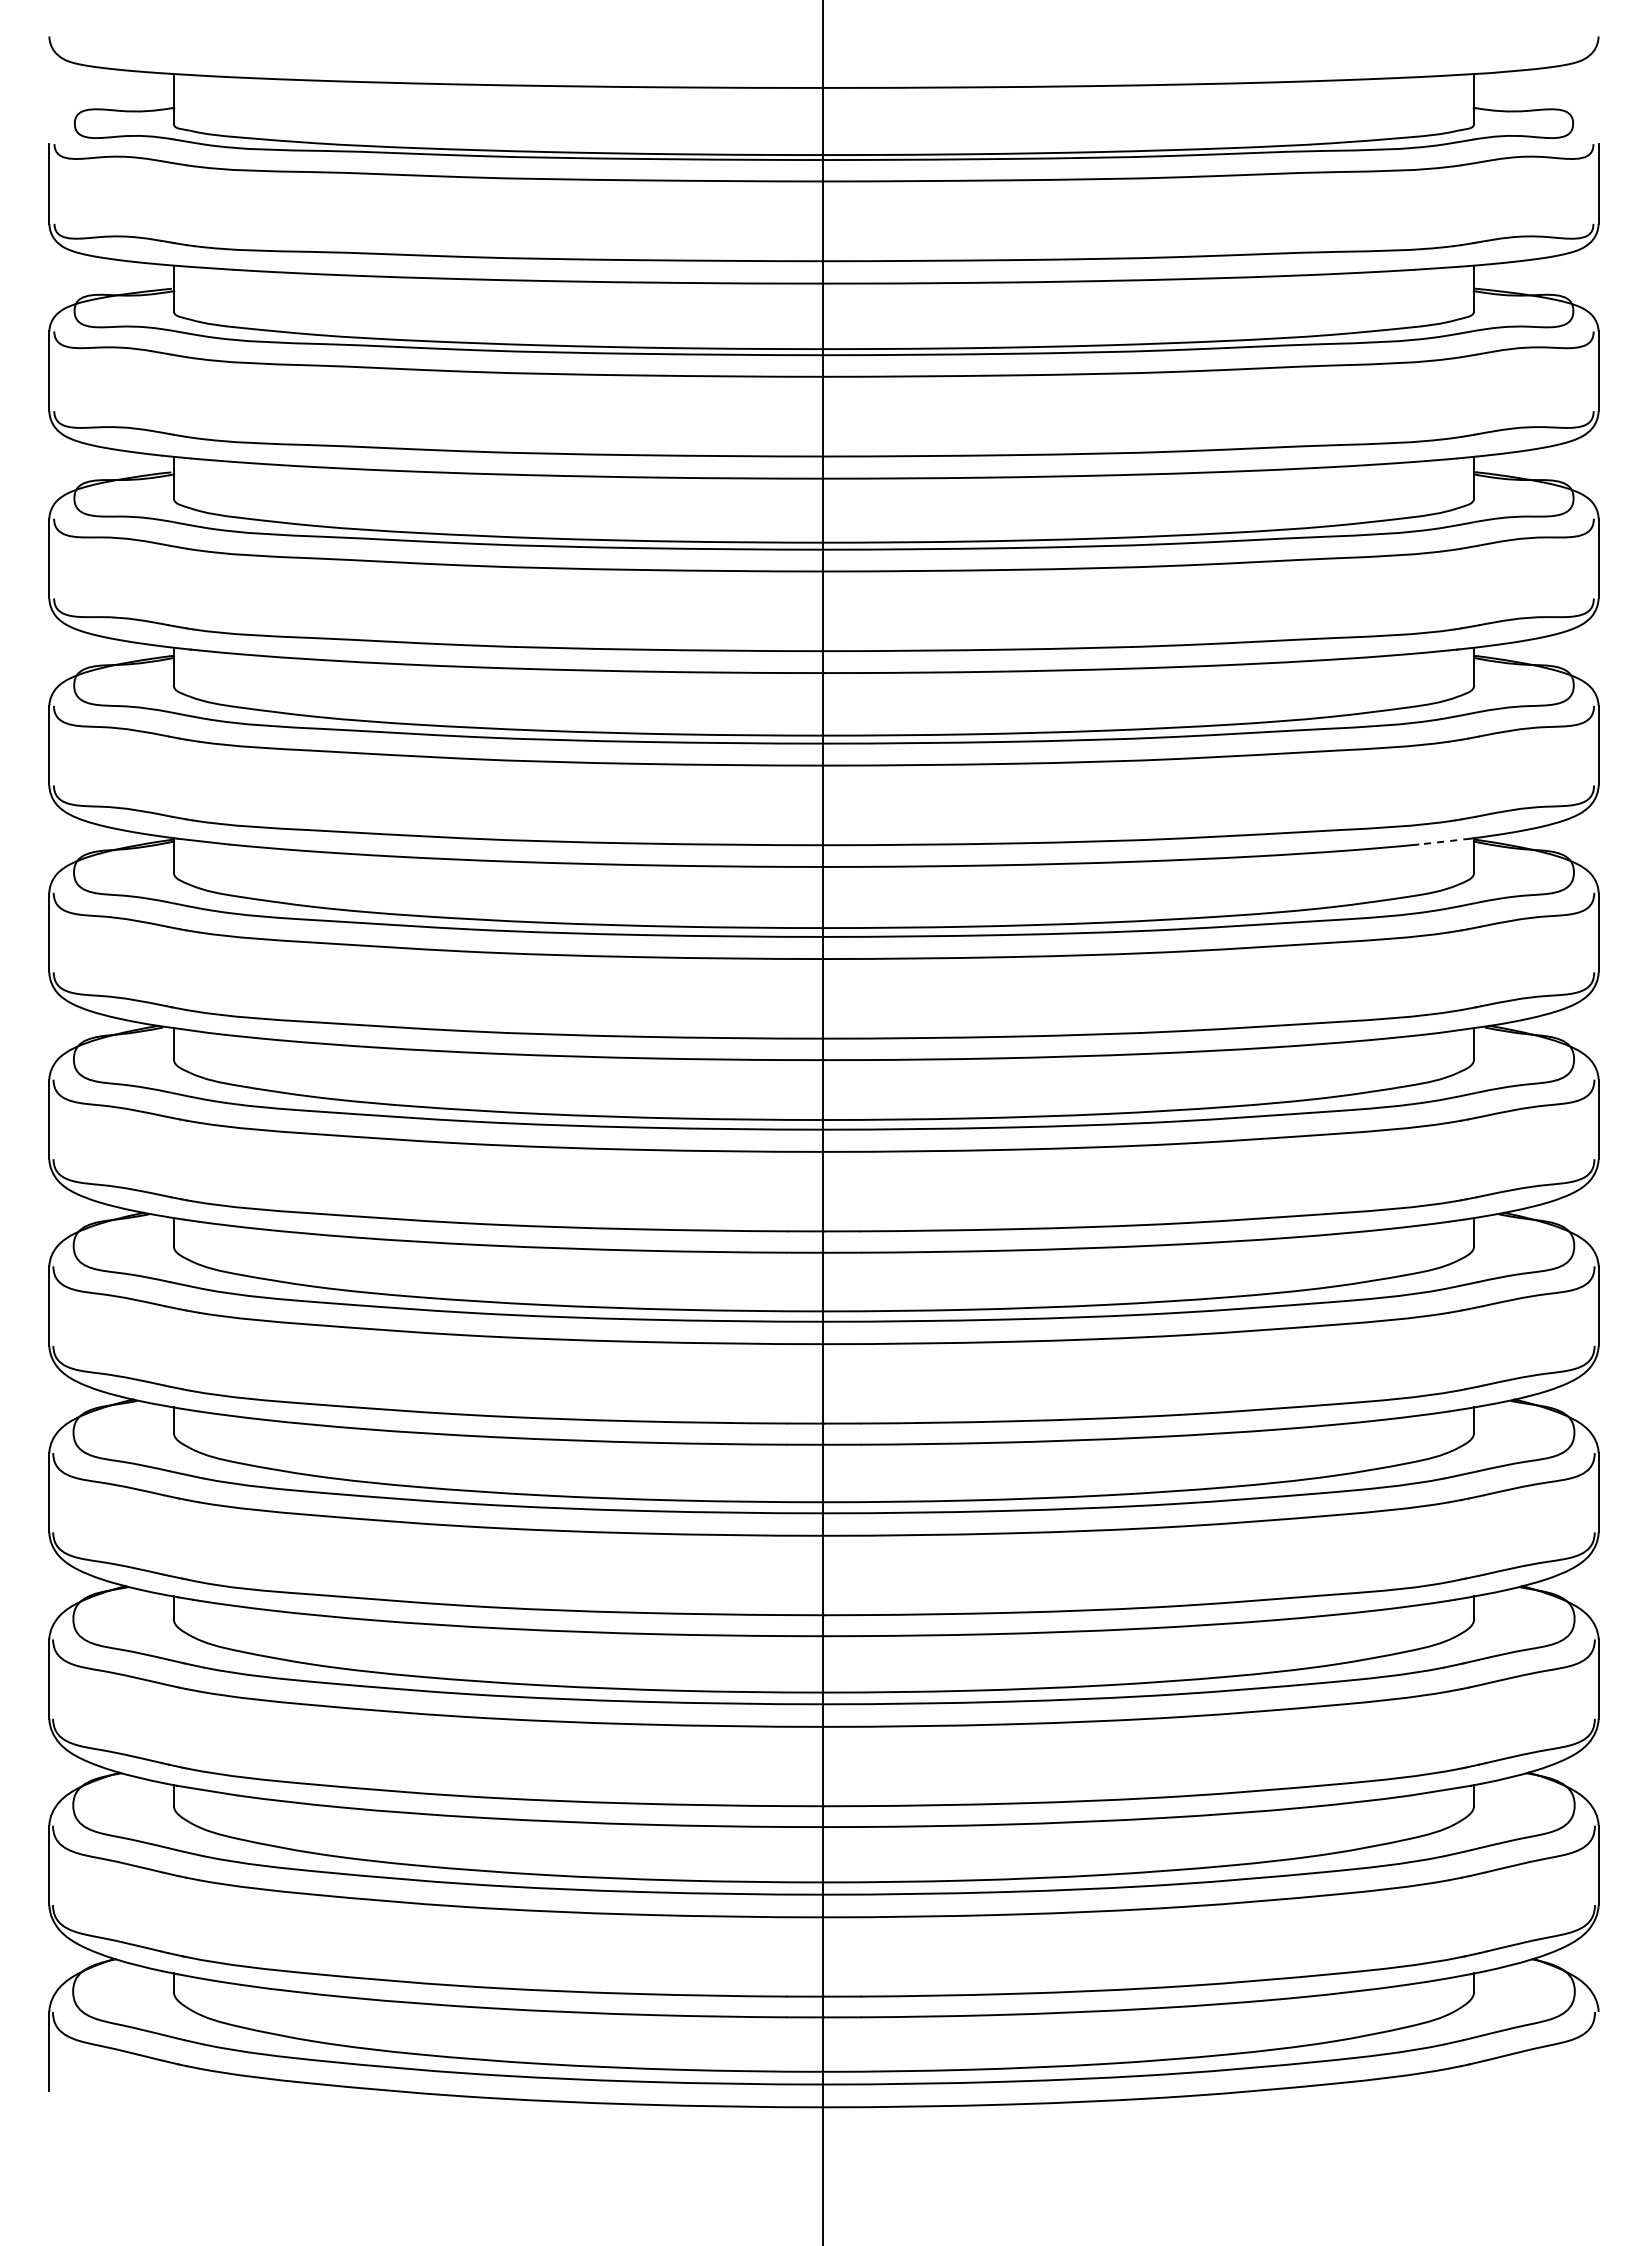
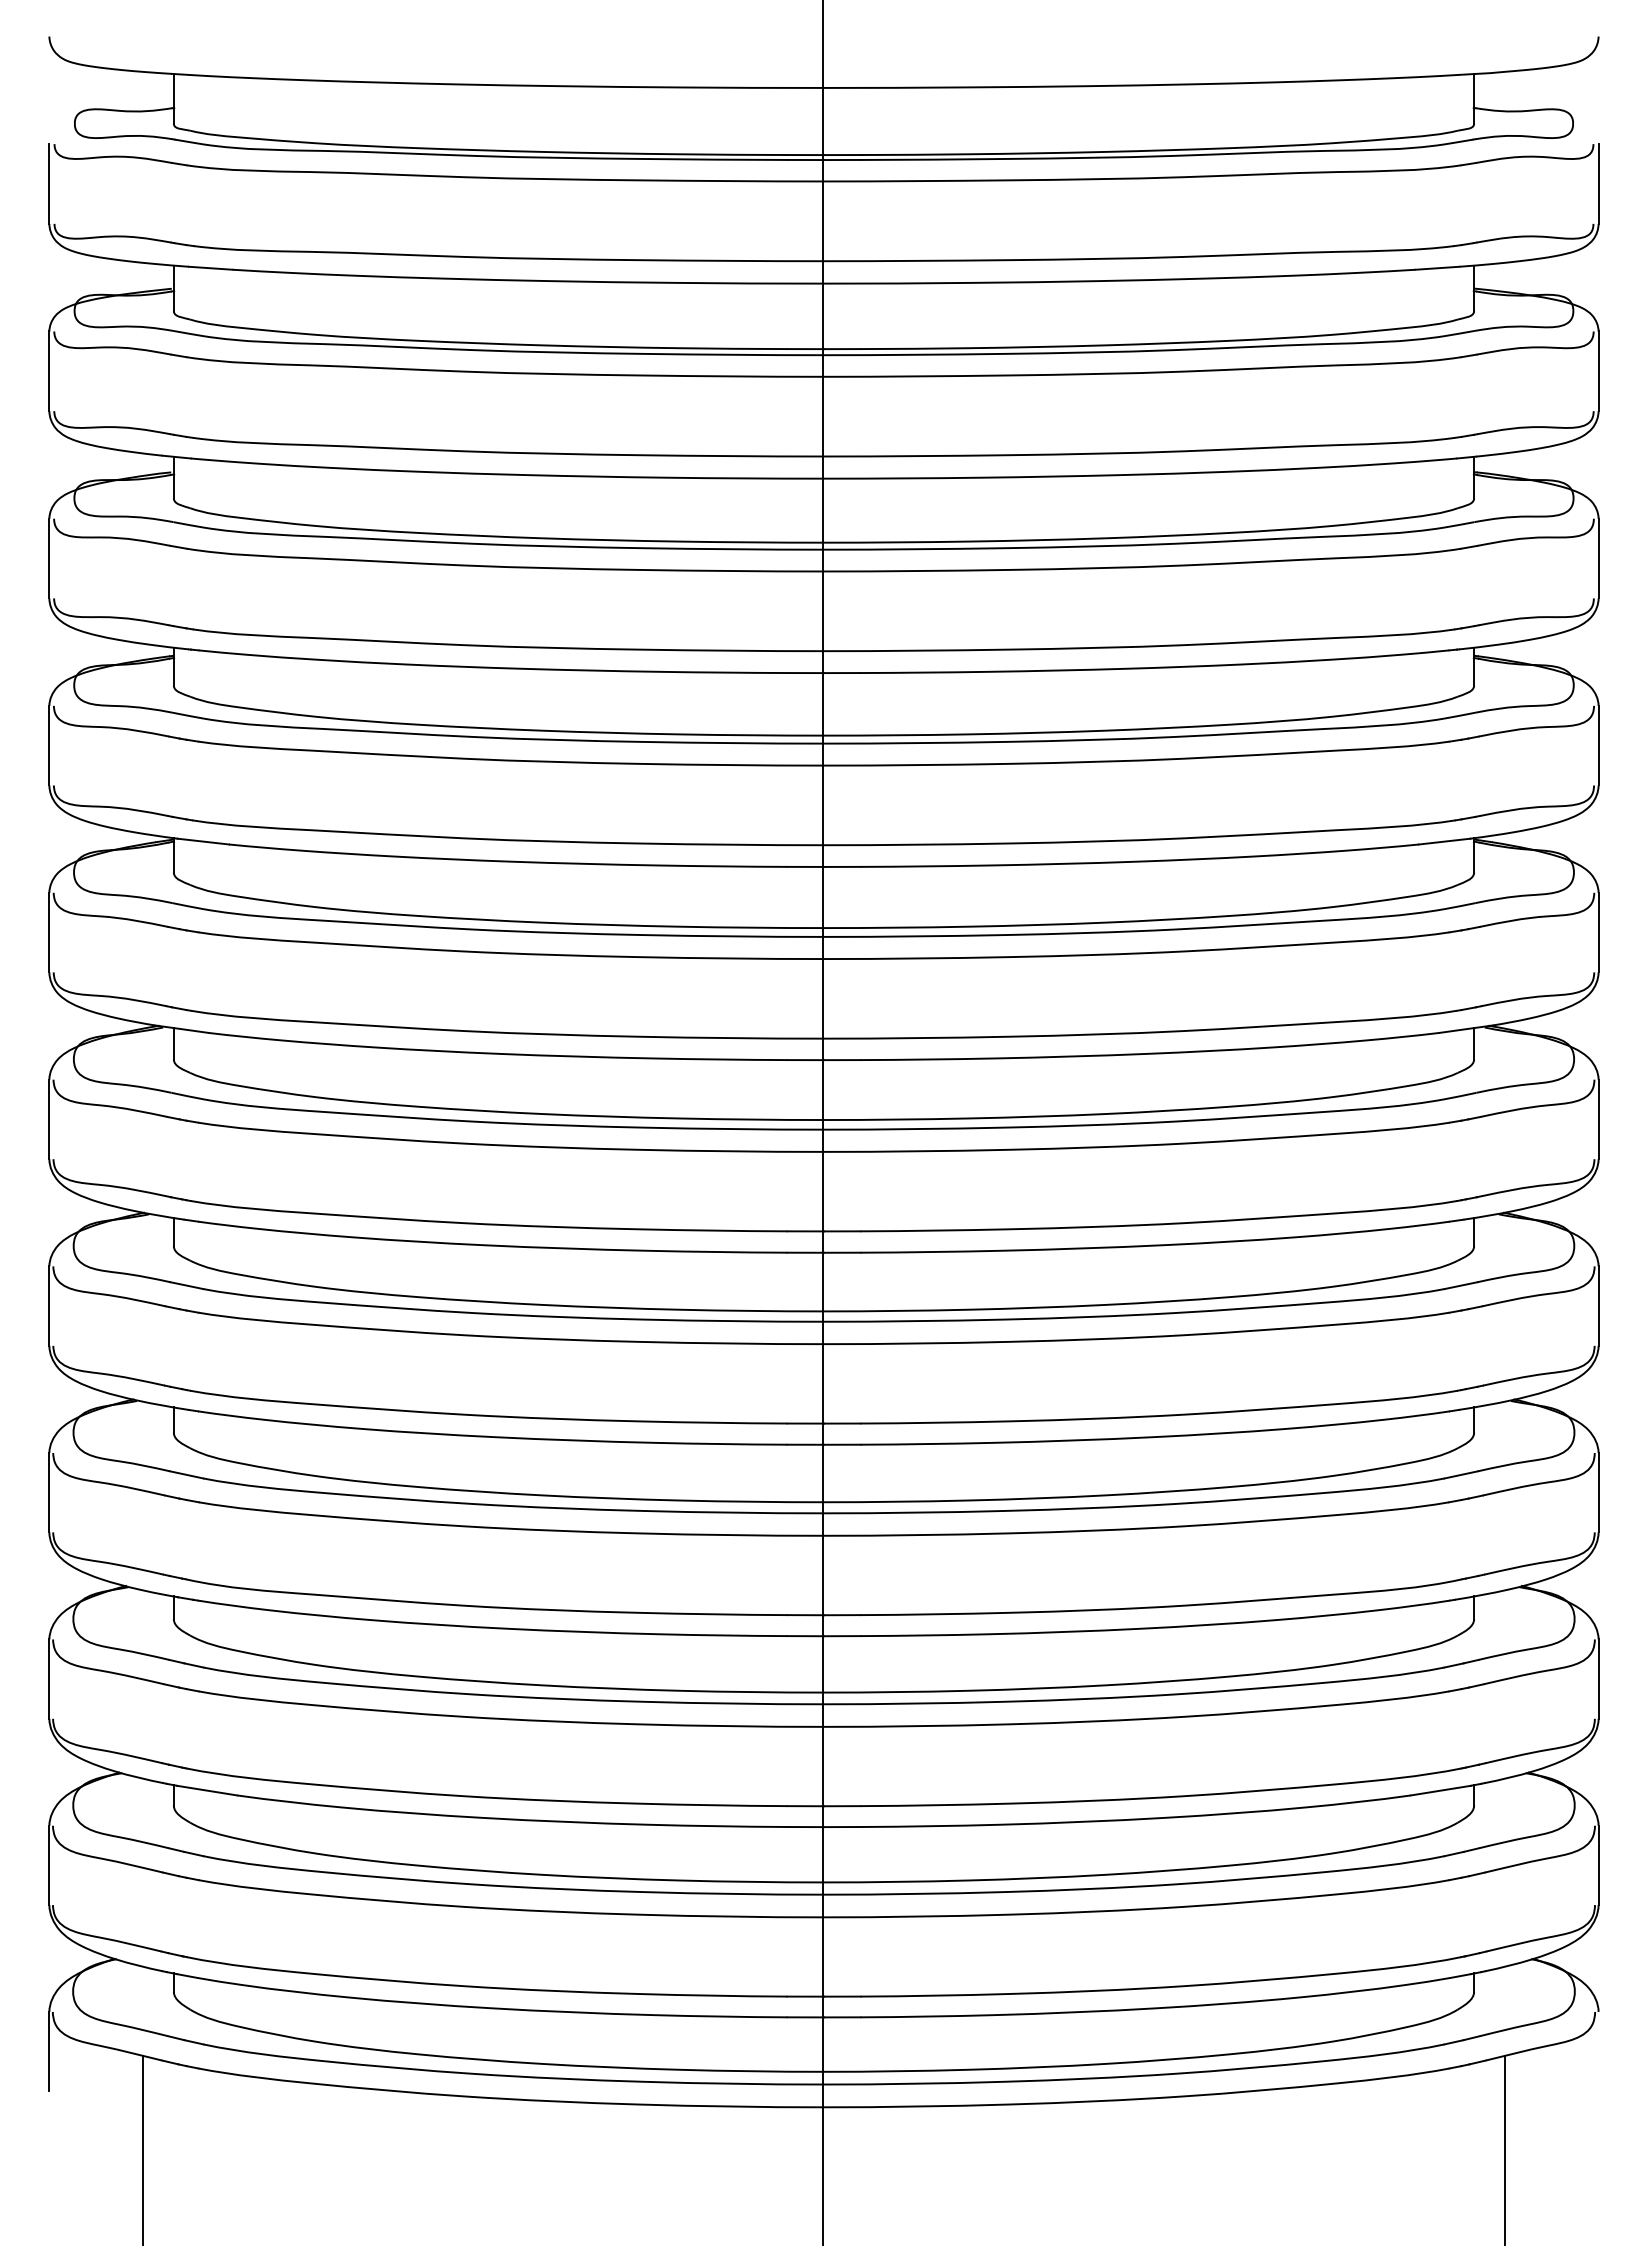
line: dashed -> solid (1444, 841)
line: none -> present (142, 2148)
line: none -> present (1505, 2148)
